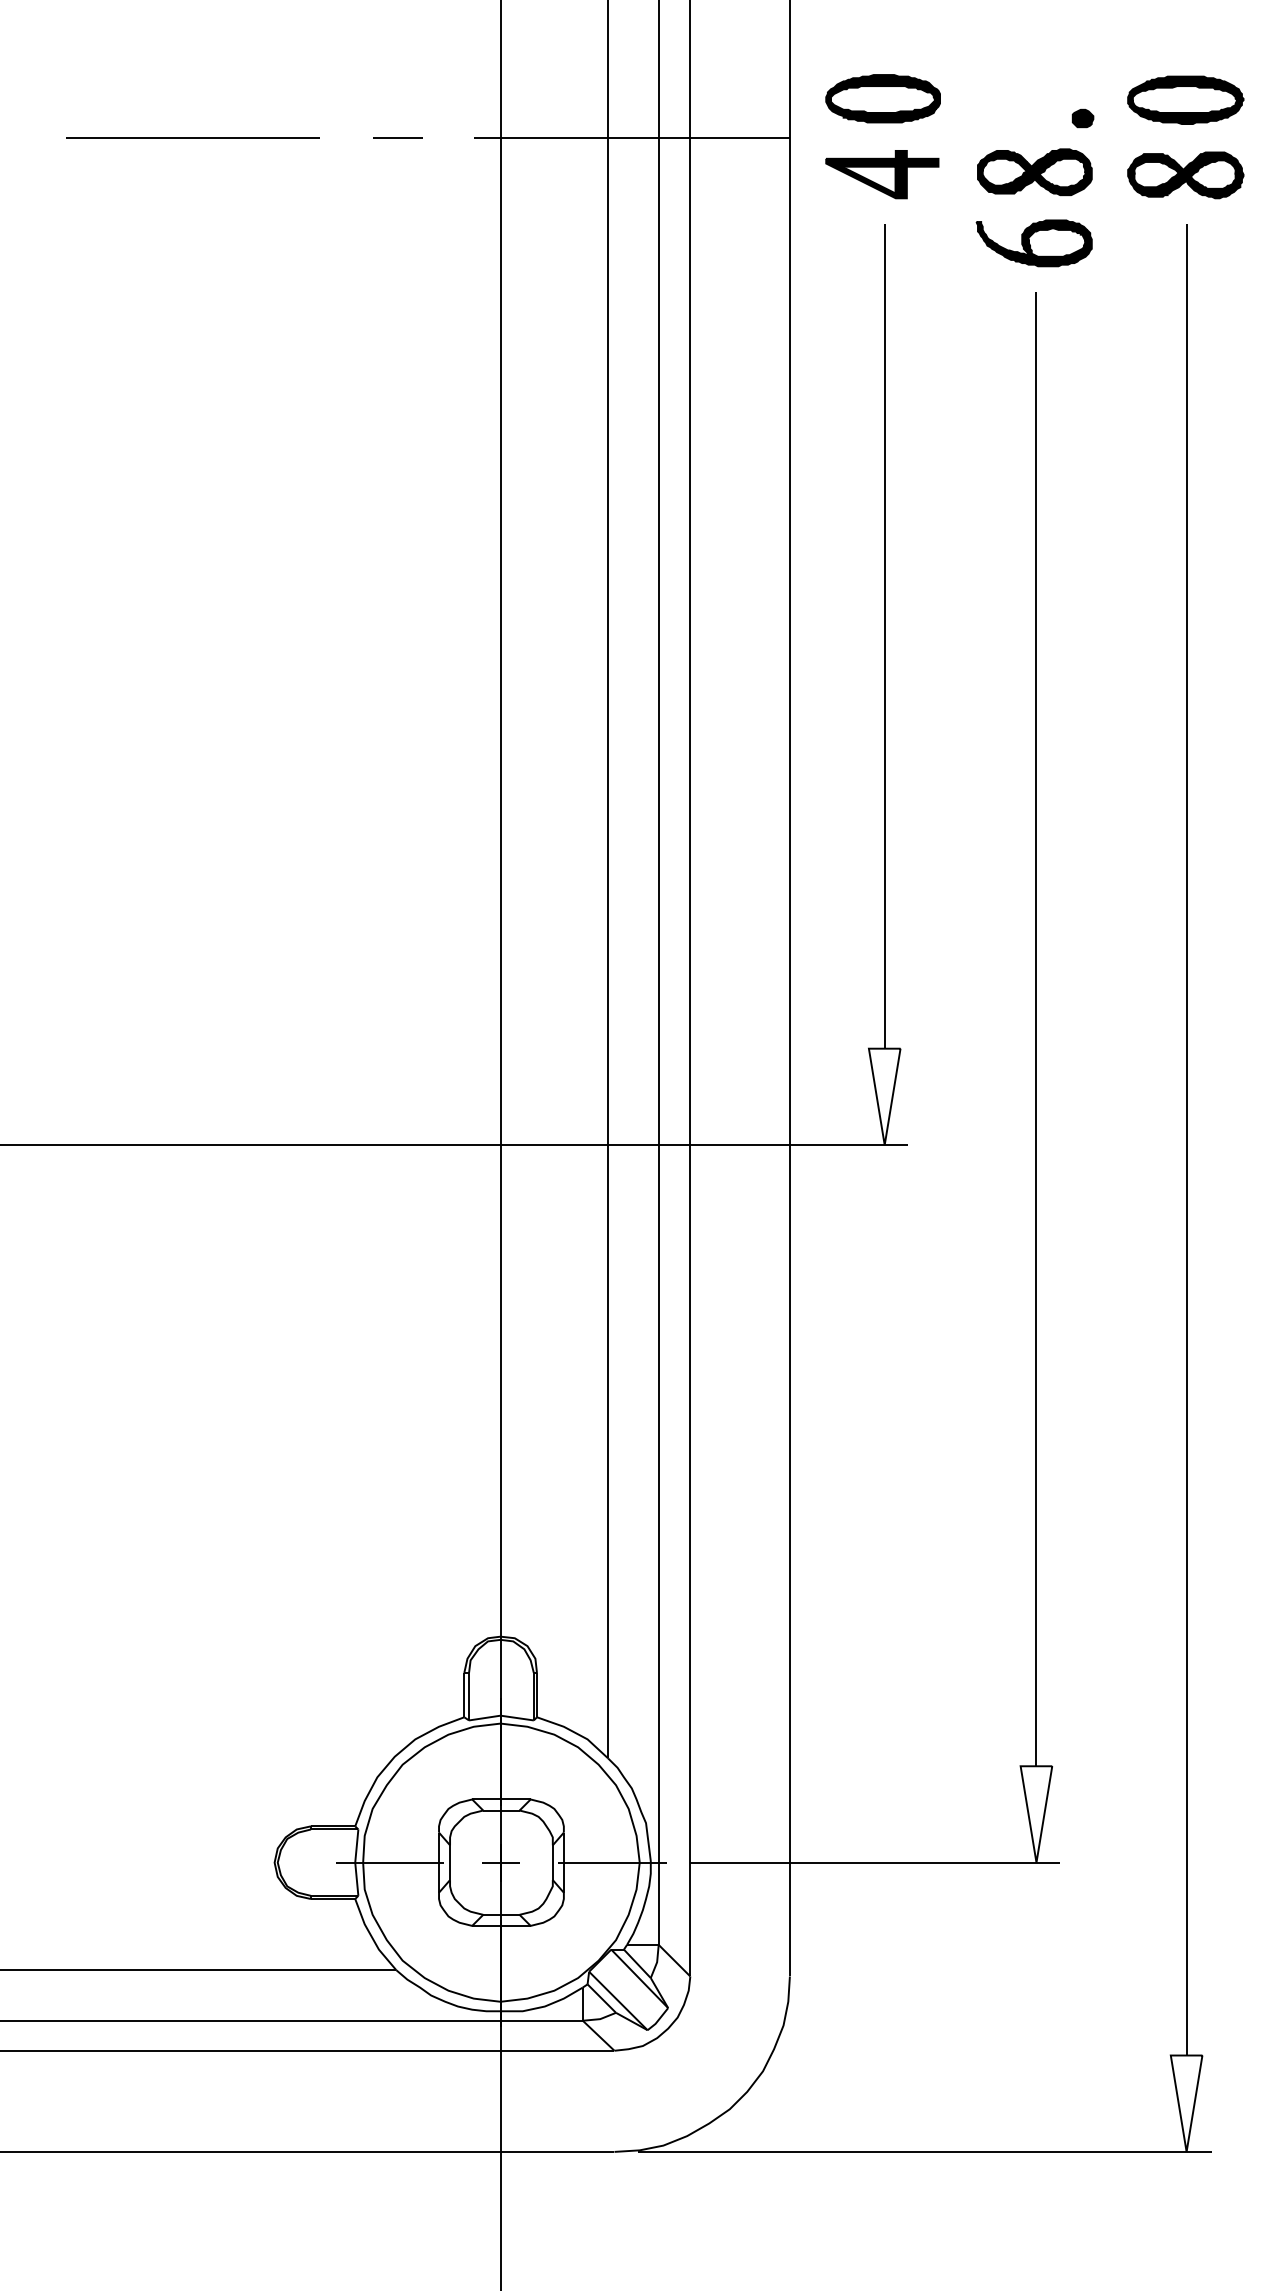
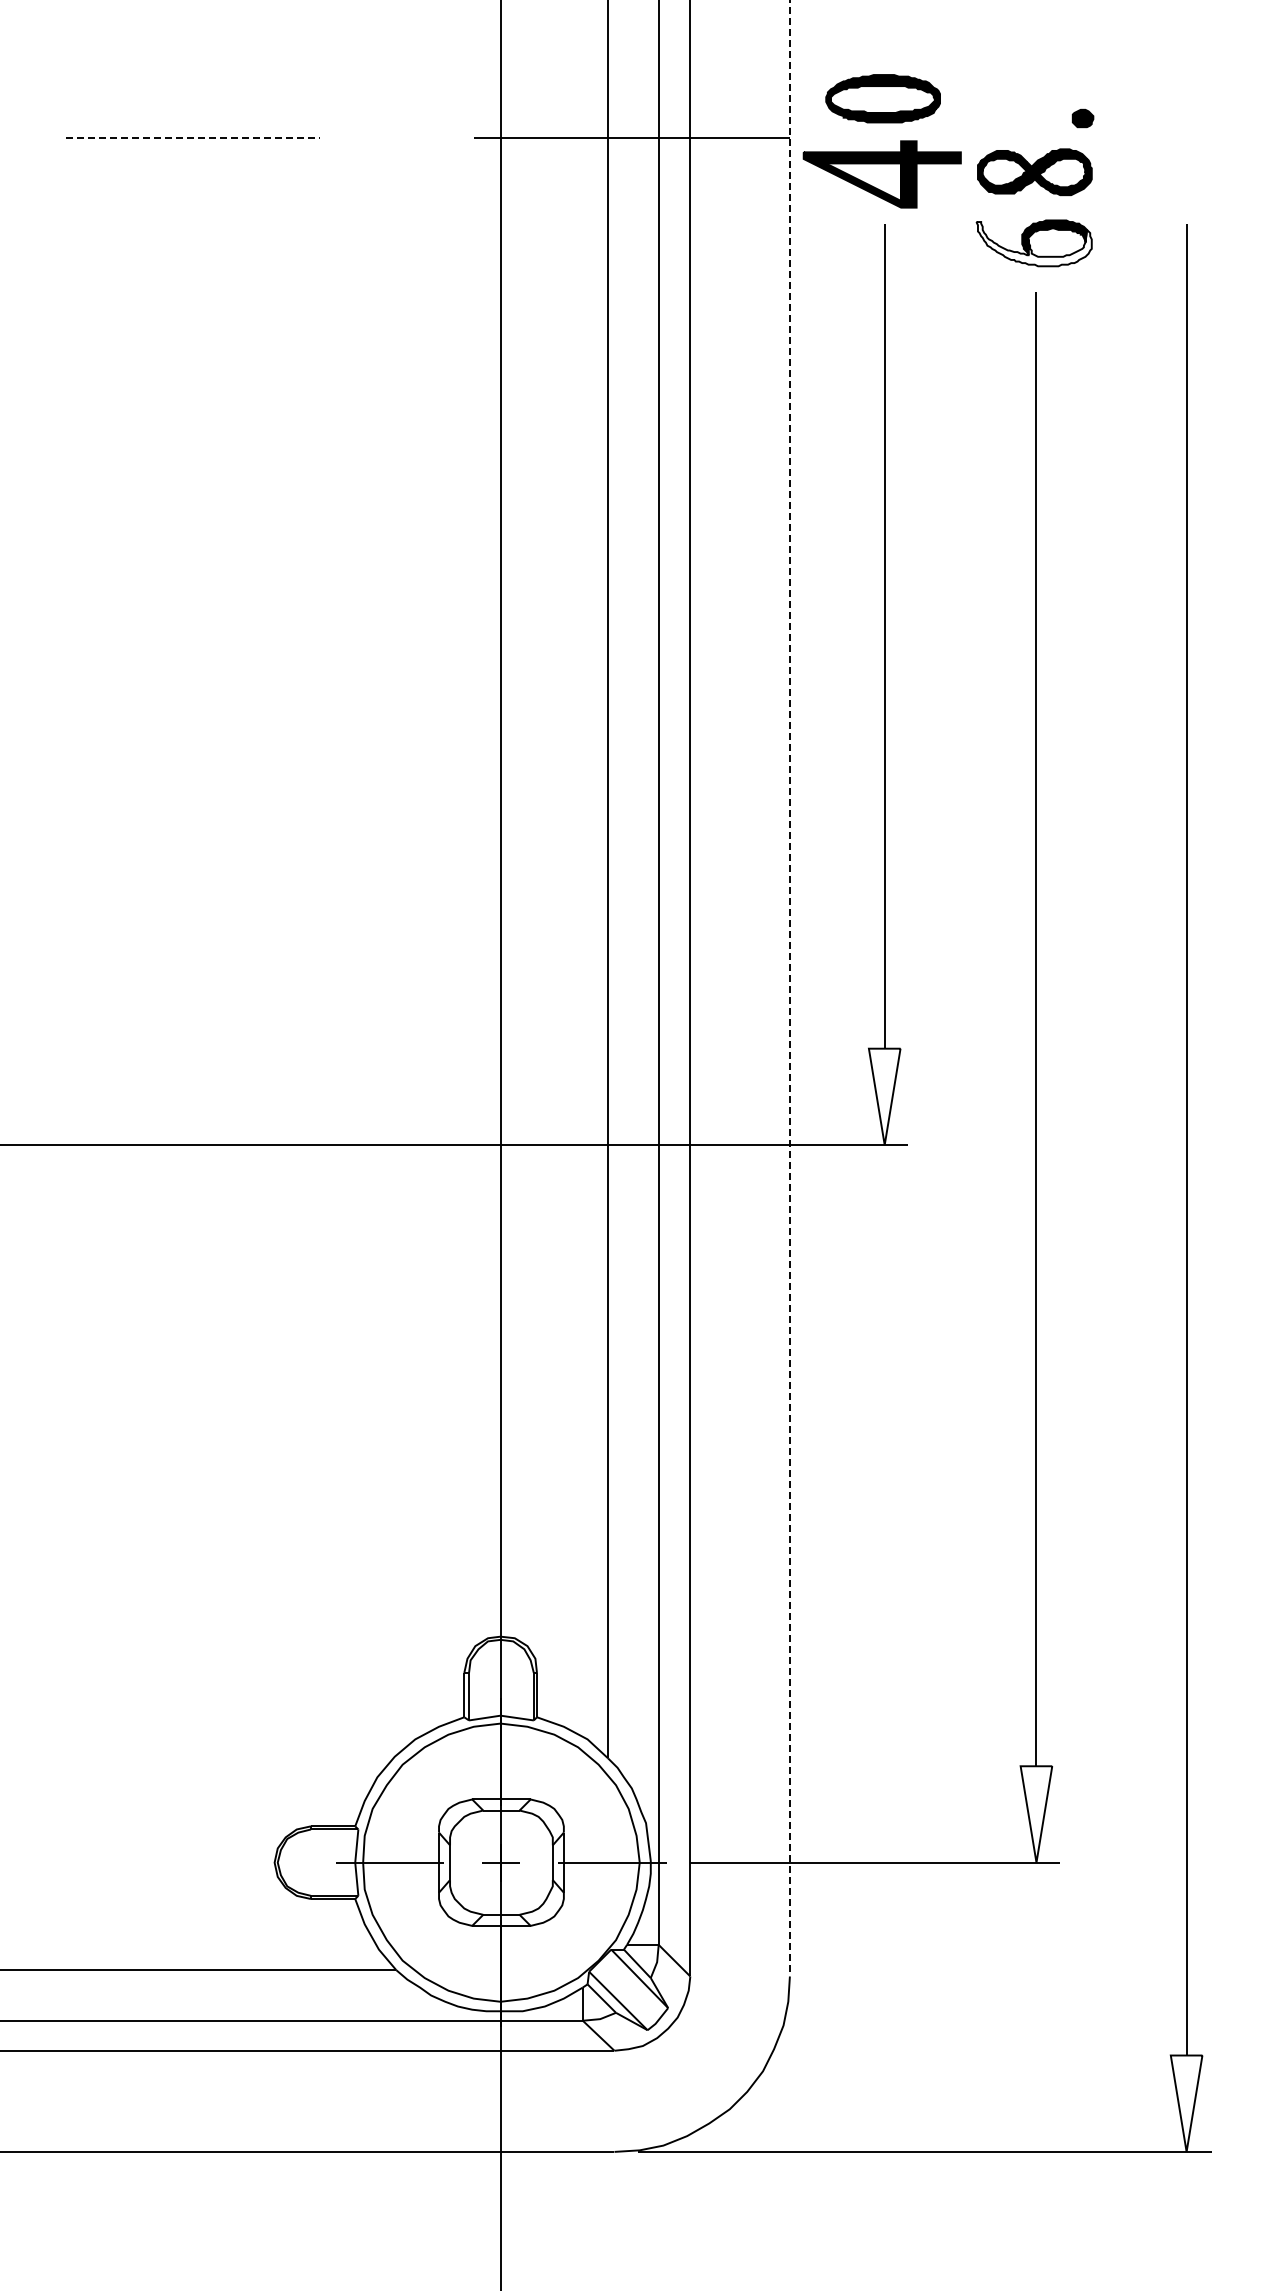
part: present -> none (1185, 99)
line: present -> none (397, 137)
line: solid -> dashed (193, 138)
part size: 115x50 px -> 160x69 px (881, 174)
part: present -> none (1185, 175)
fill: present -> none (1033, 244)
line: solid -> dashed (789, 988)
